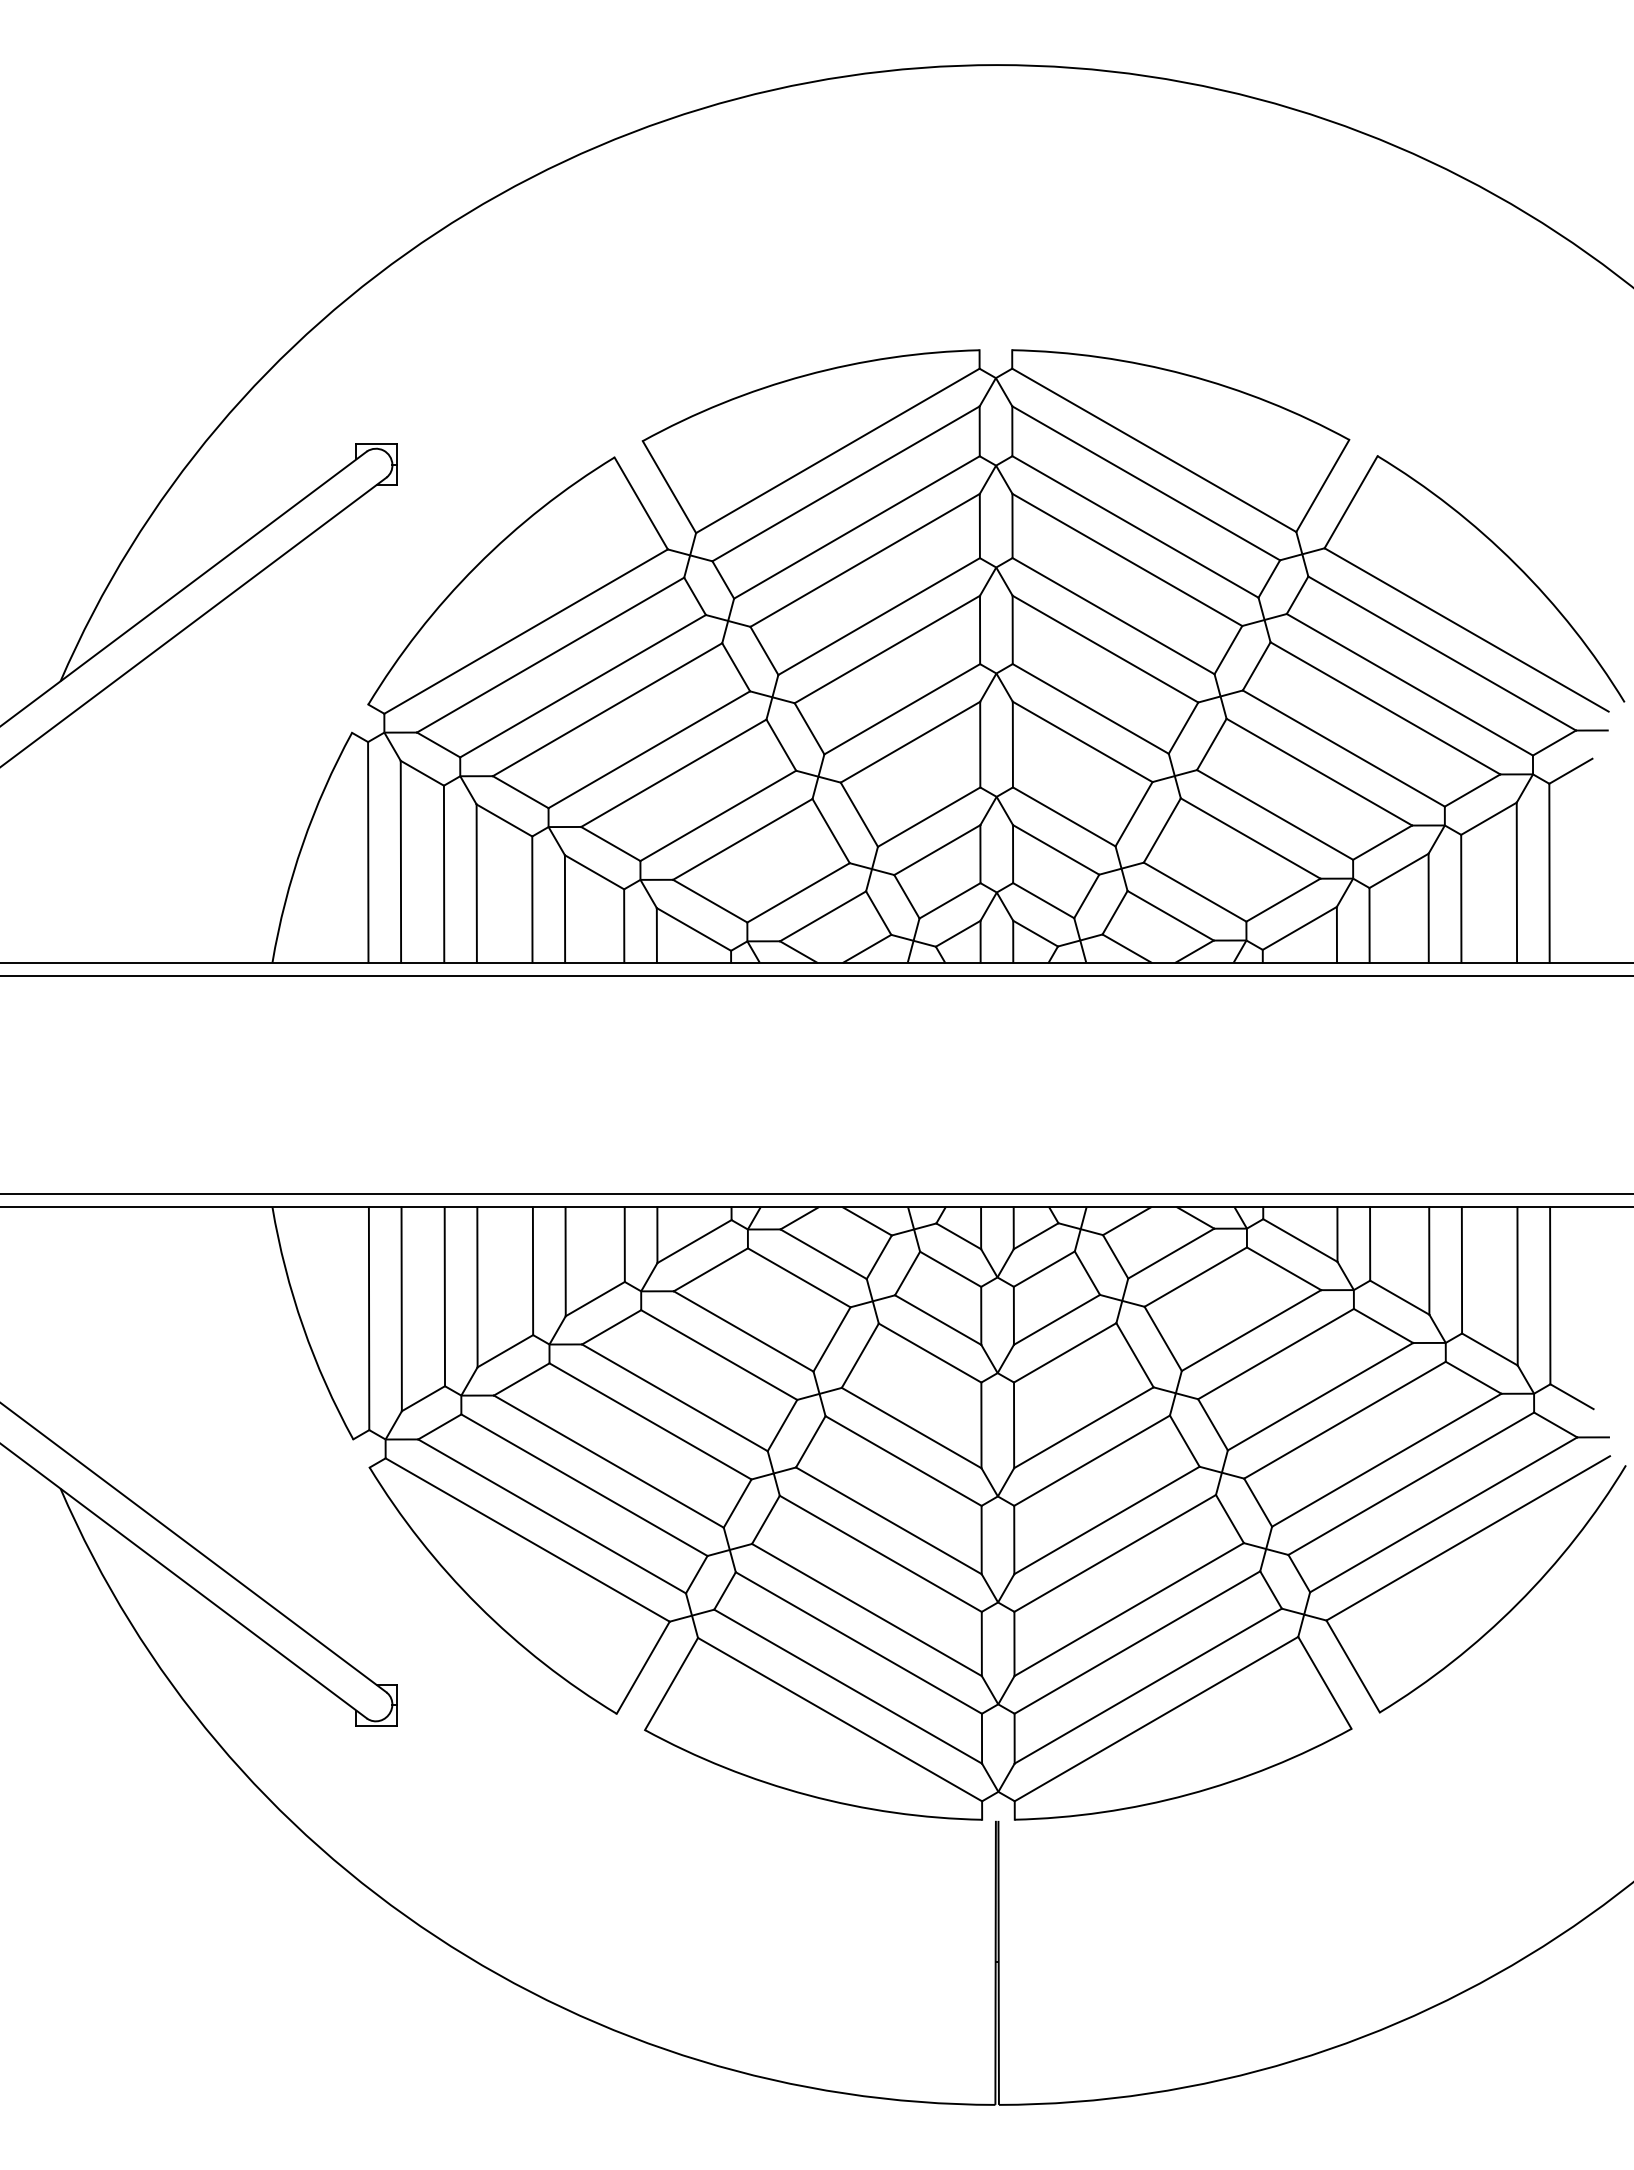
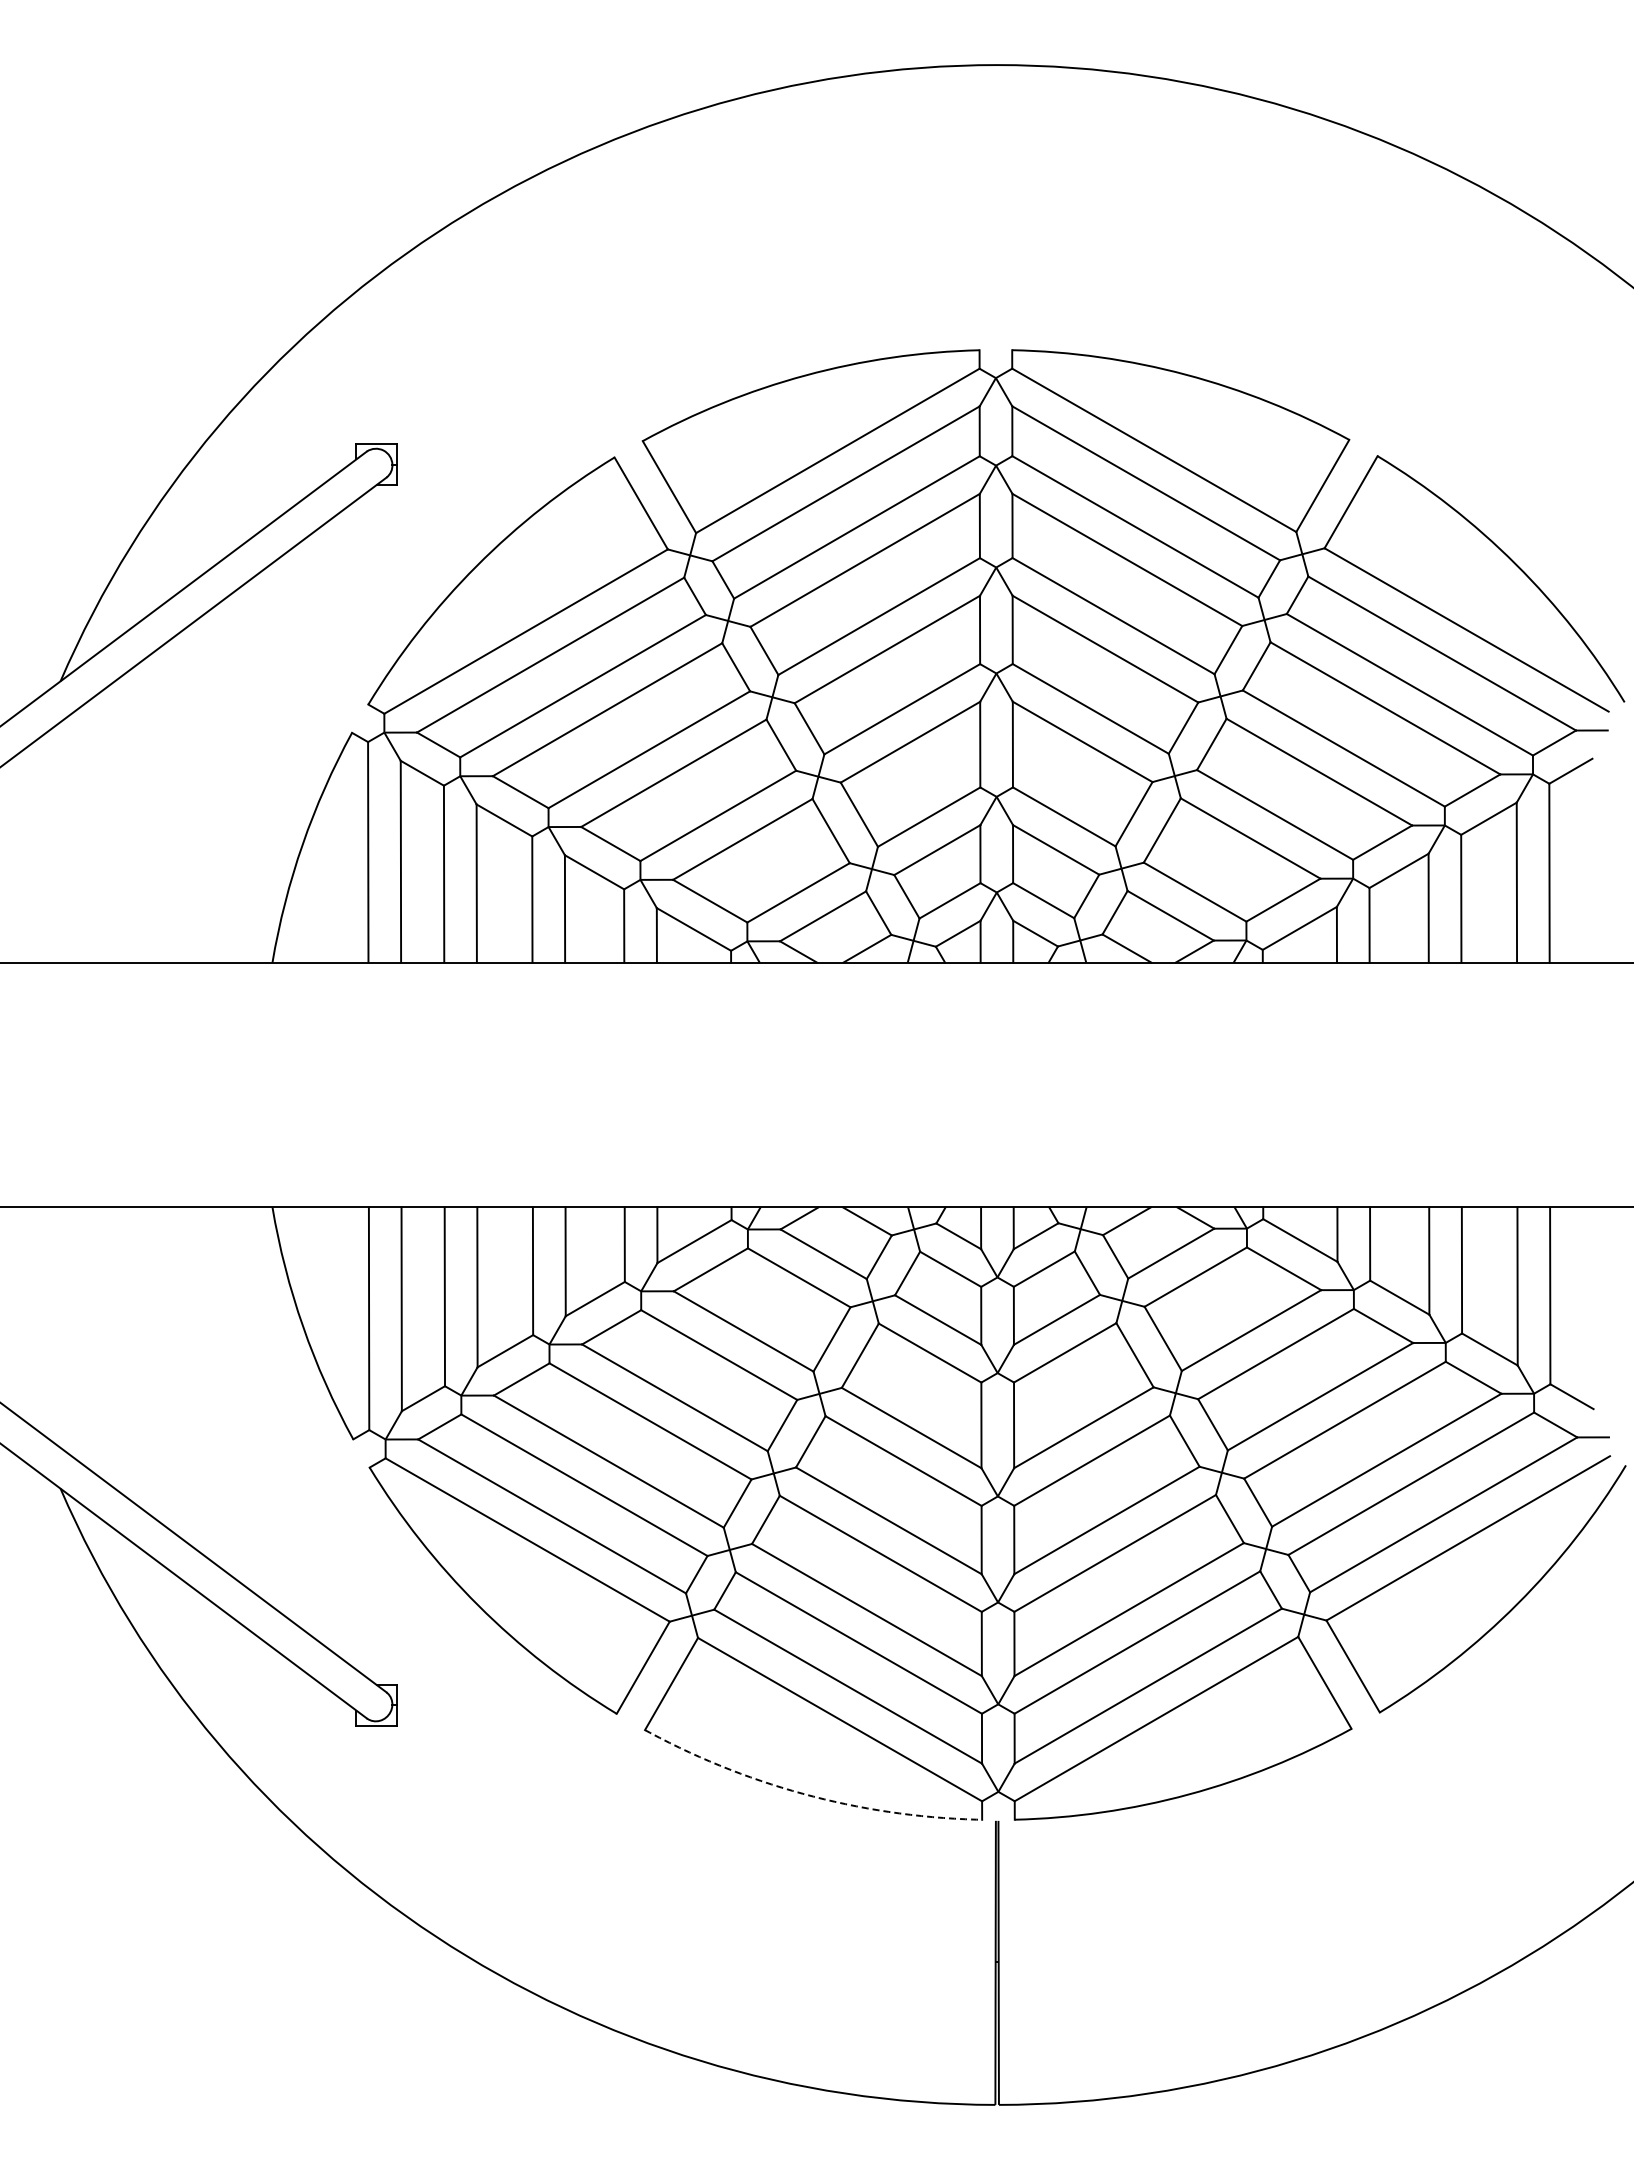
line: present -> none (816, 975)
line: present -> none (816, 1194)
arc: solid -> dashed (808, 1795)
